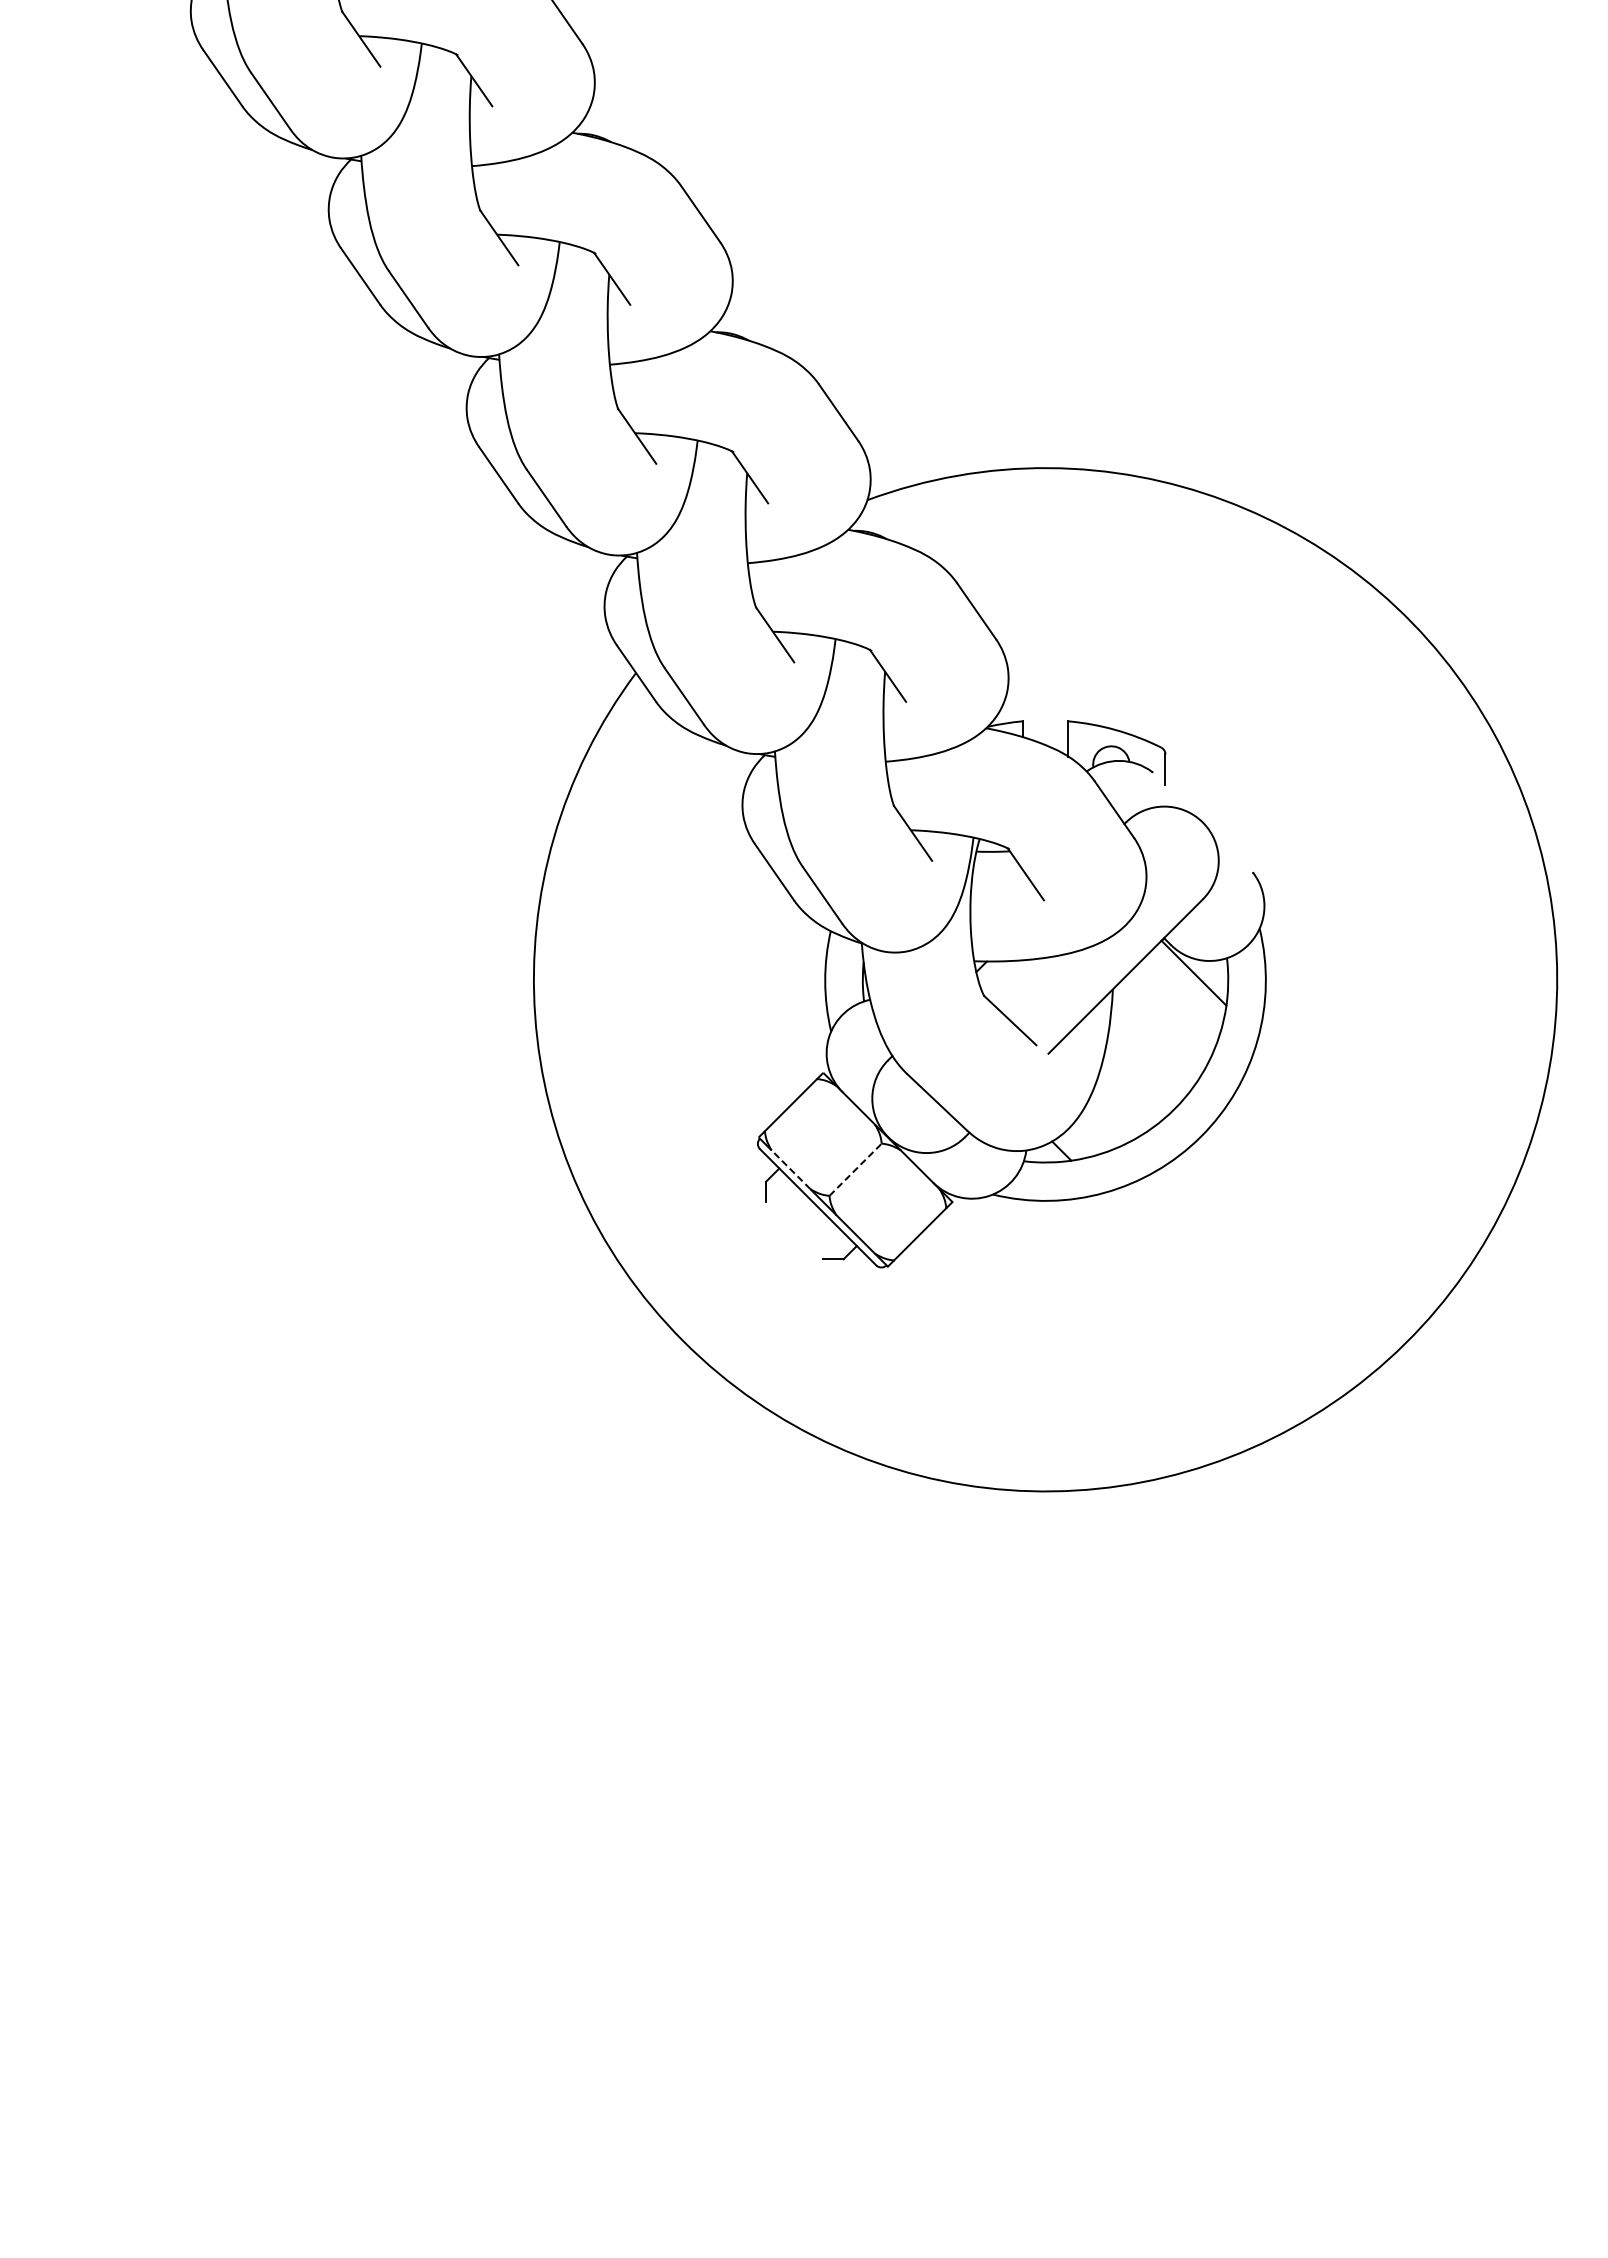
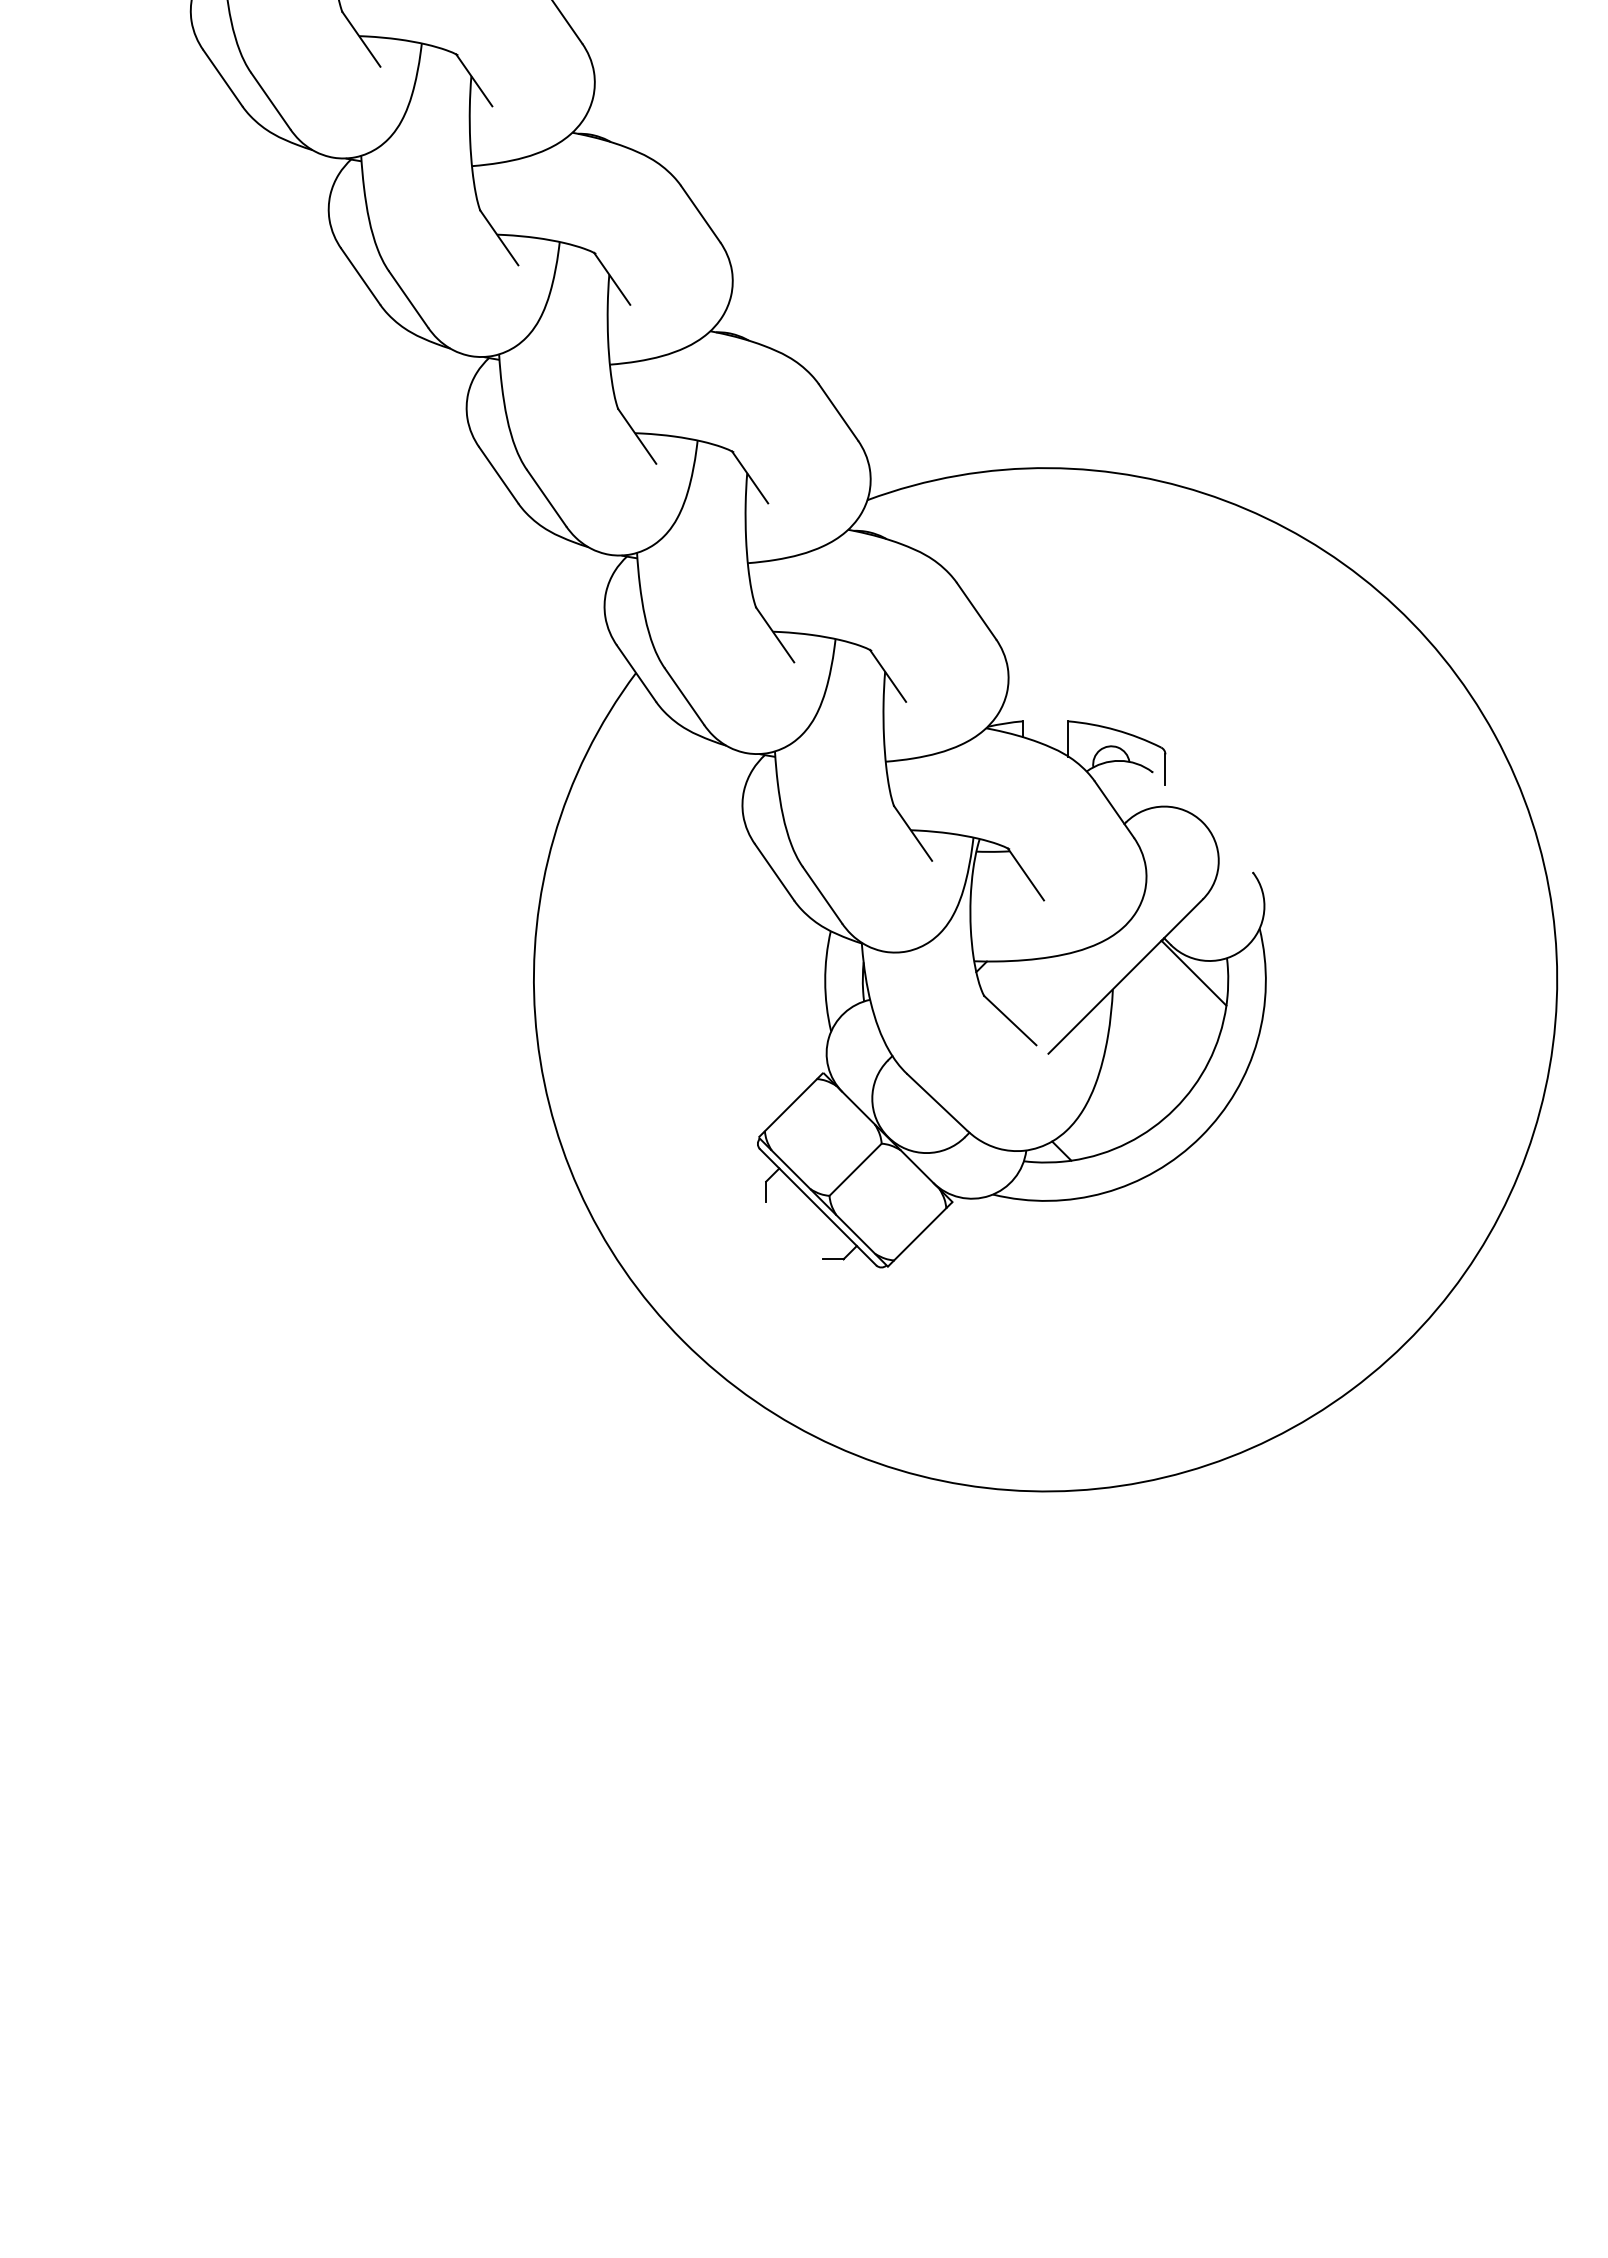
line: dashed -> solid (790, 1169)
line: dashed -> solid (855, 1169)
